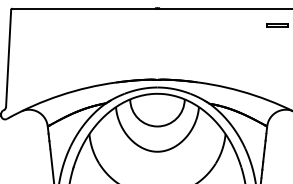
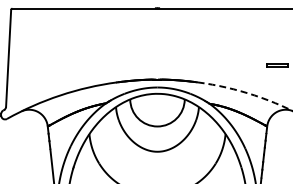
line position: (277, 24) -> (277, 64) (277, 64)
arc: solid -> dashed (246, 92)
